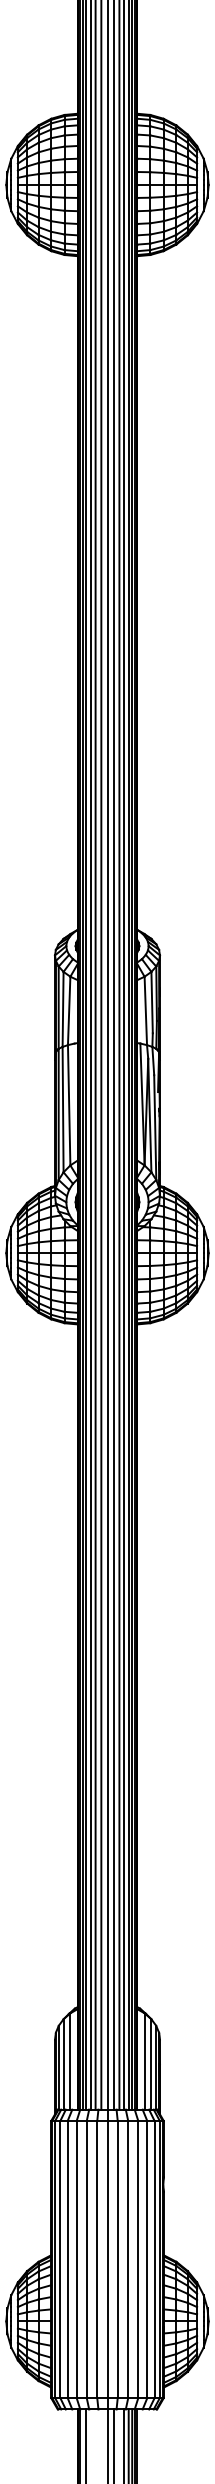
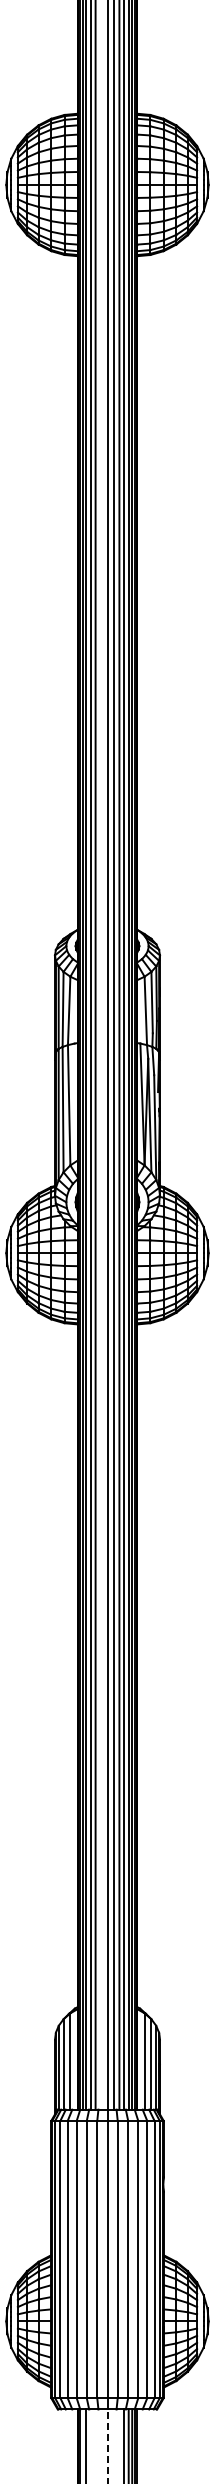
line: present -> none (101, 1055)
line: present -> none (113, 2444)
line: solid -> dashed (107, 2446)
